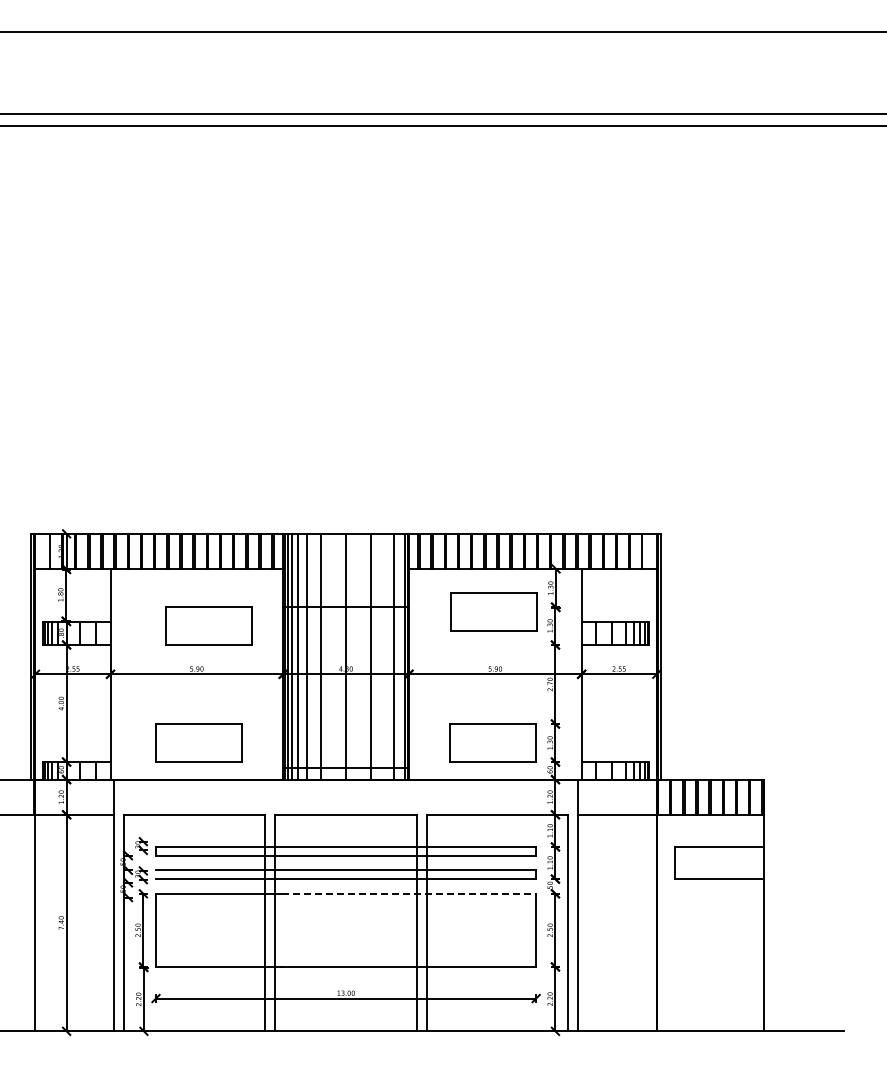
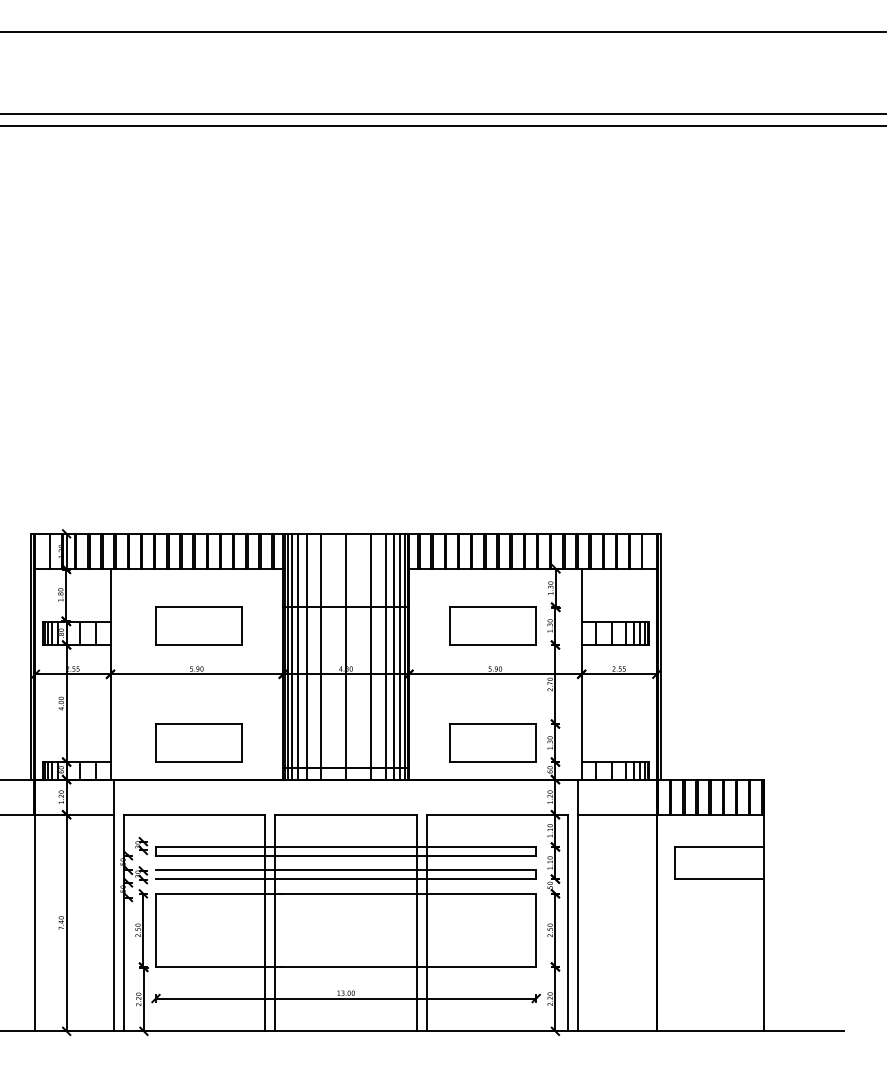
part position: (493, 611) -> (492, 625) (492, 625)
part position: (208, 625) -> (198, 625) (198, 625)
line: none -> present (385, 656)
line: none -> present (400, 656)
line: dashed -> solid (409, 893)
